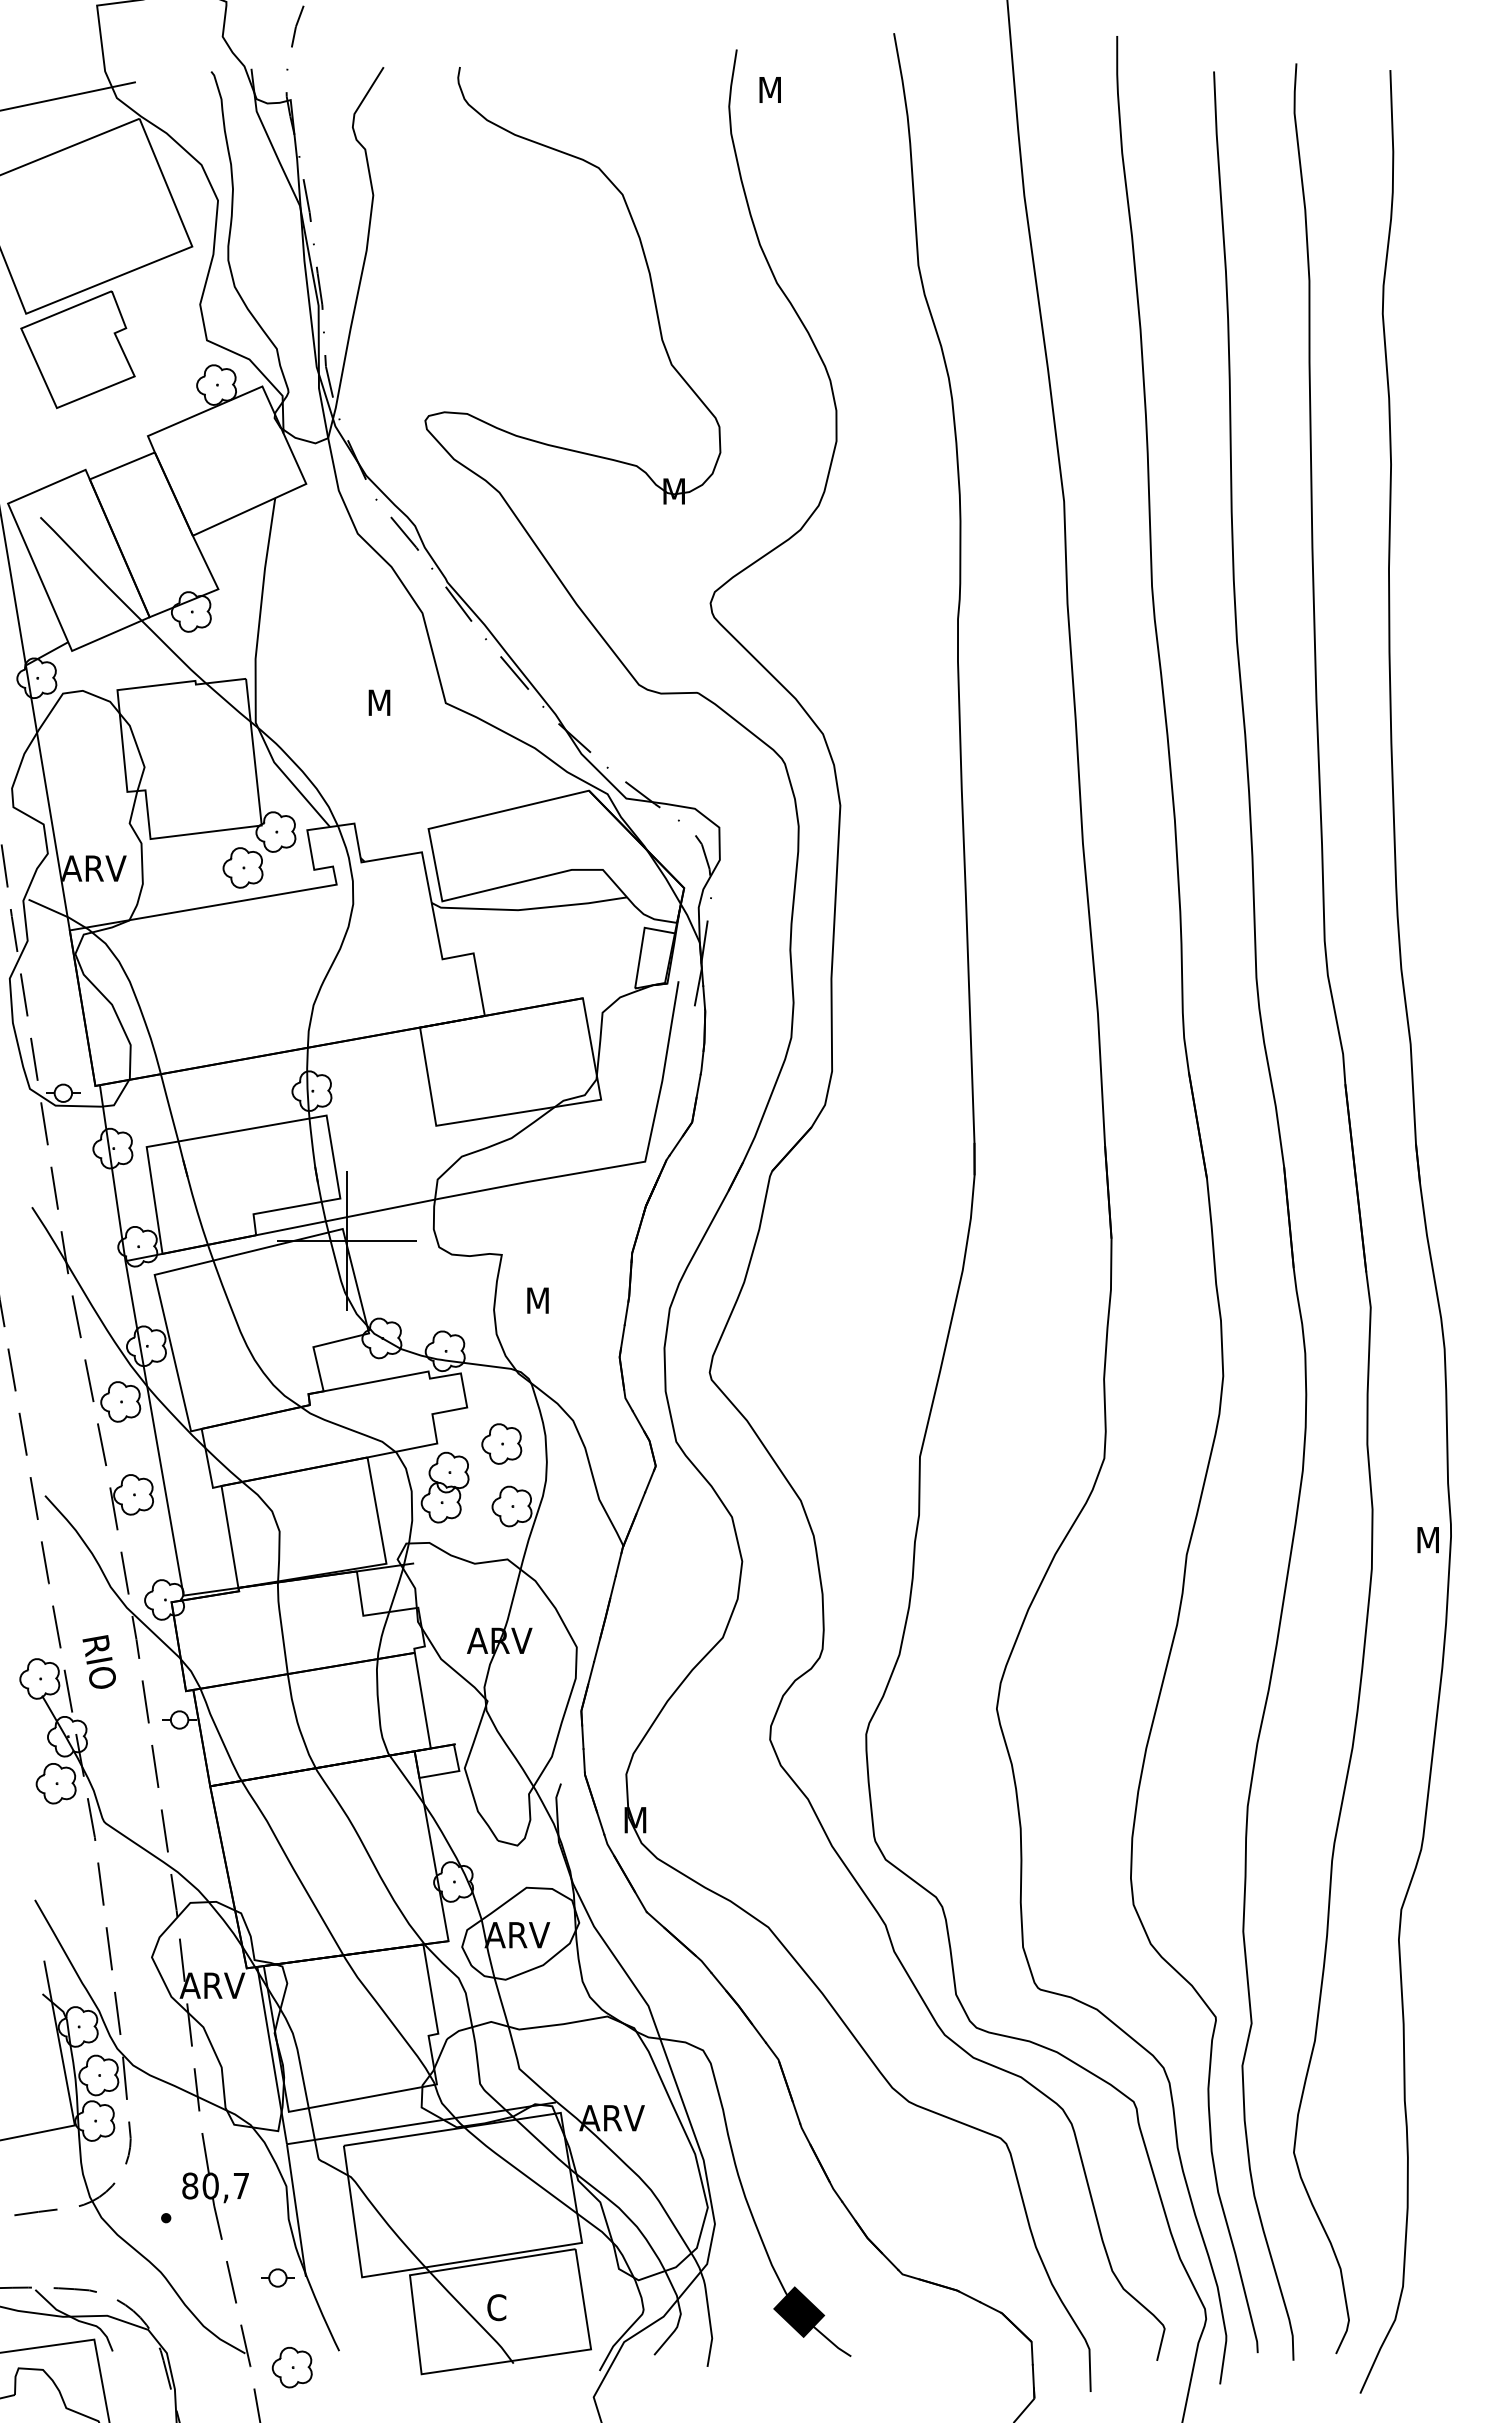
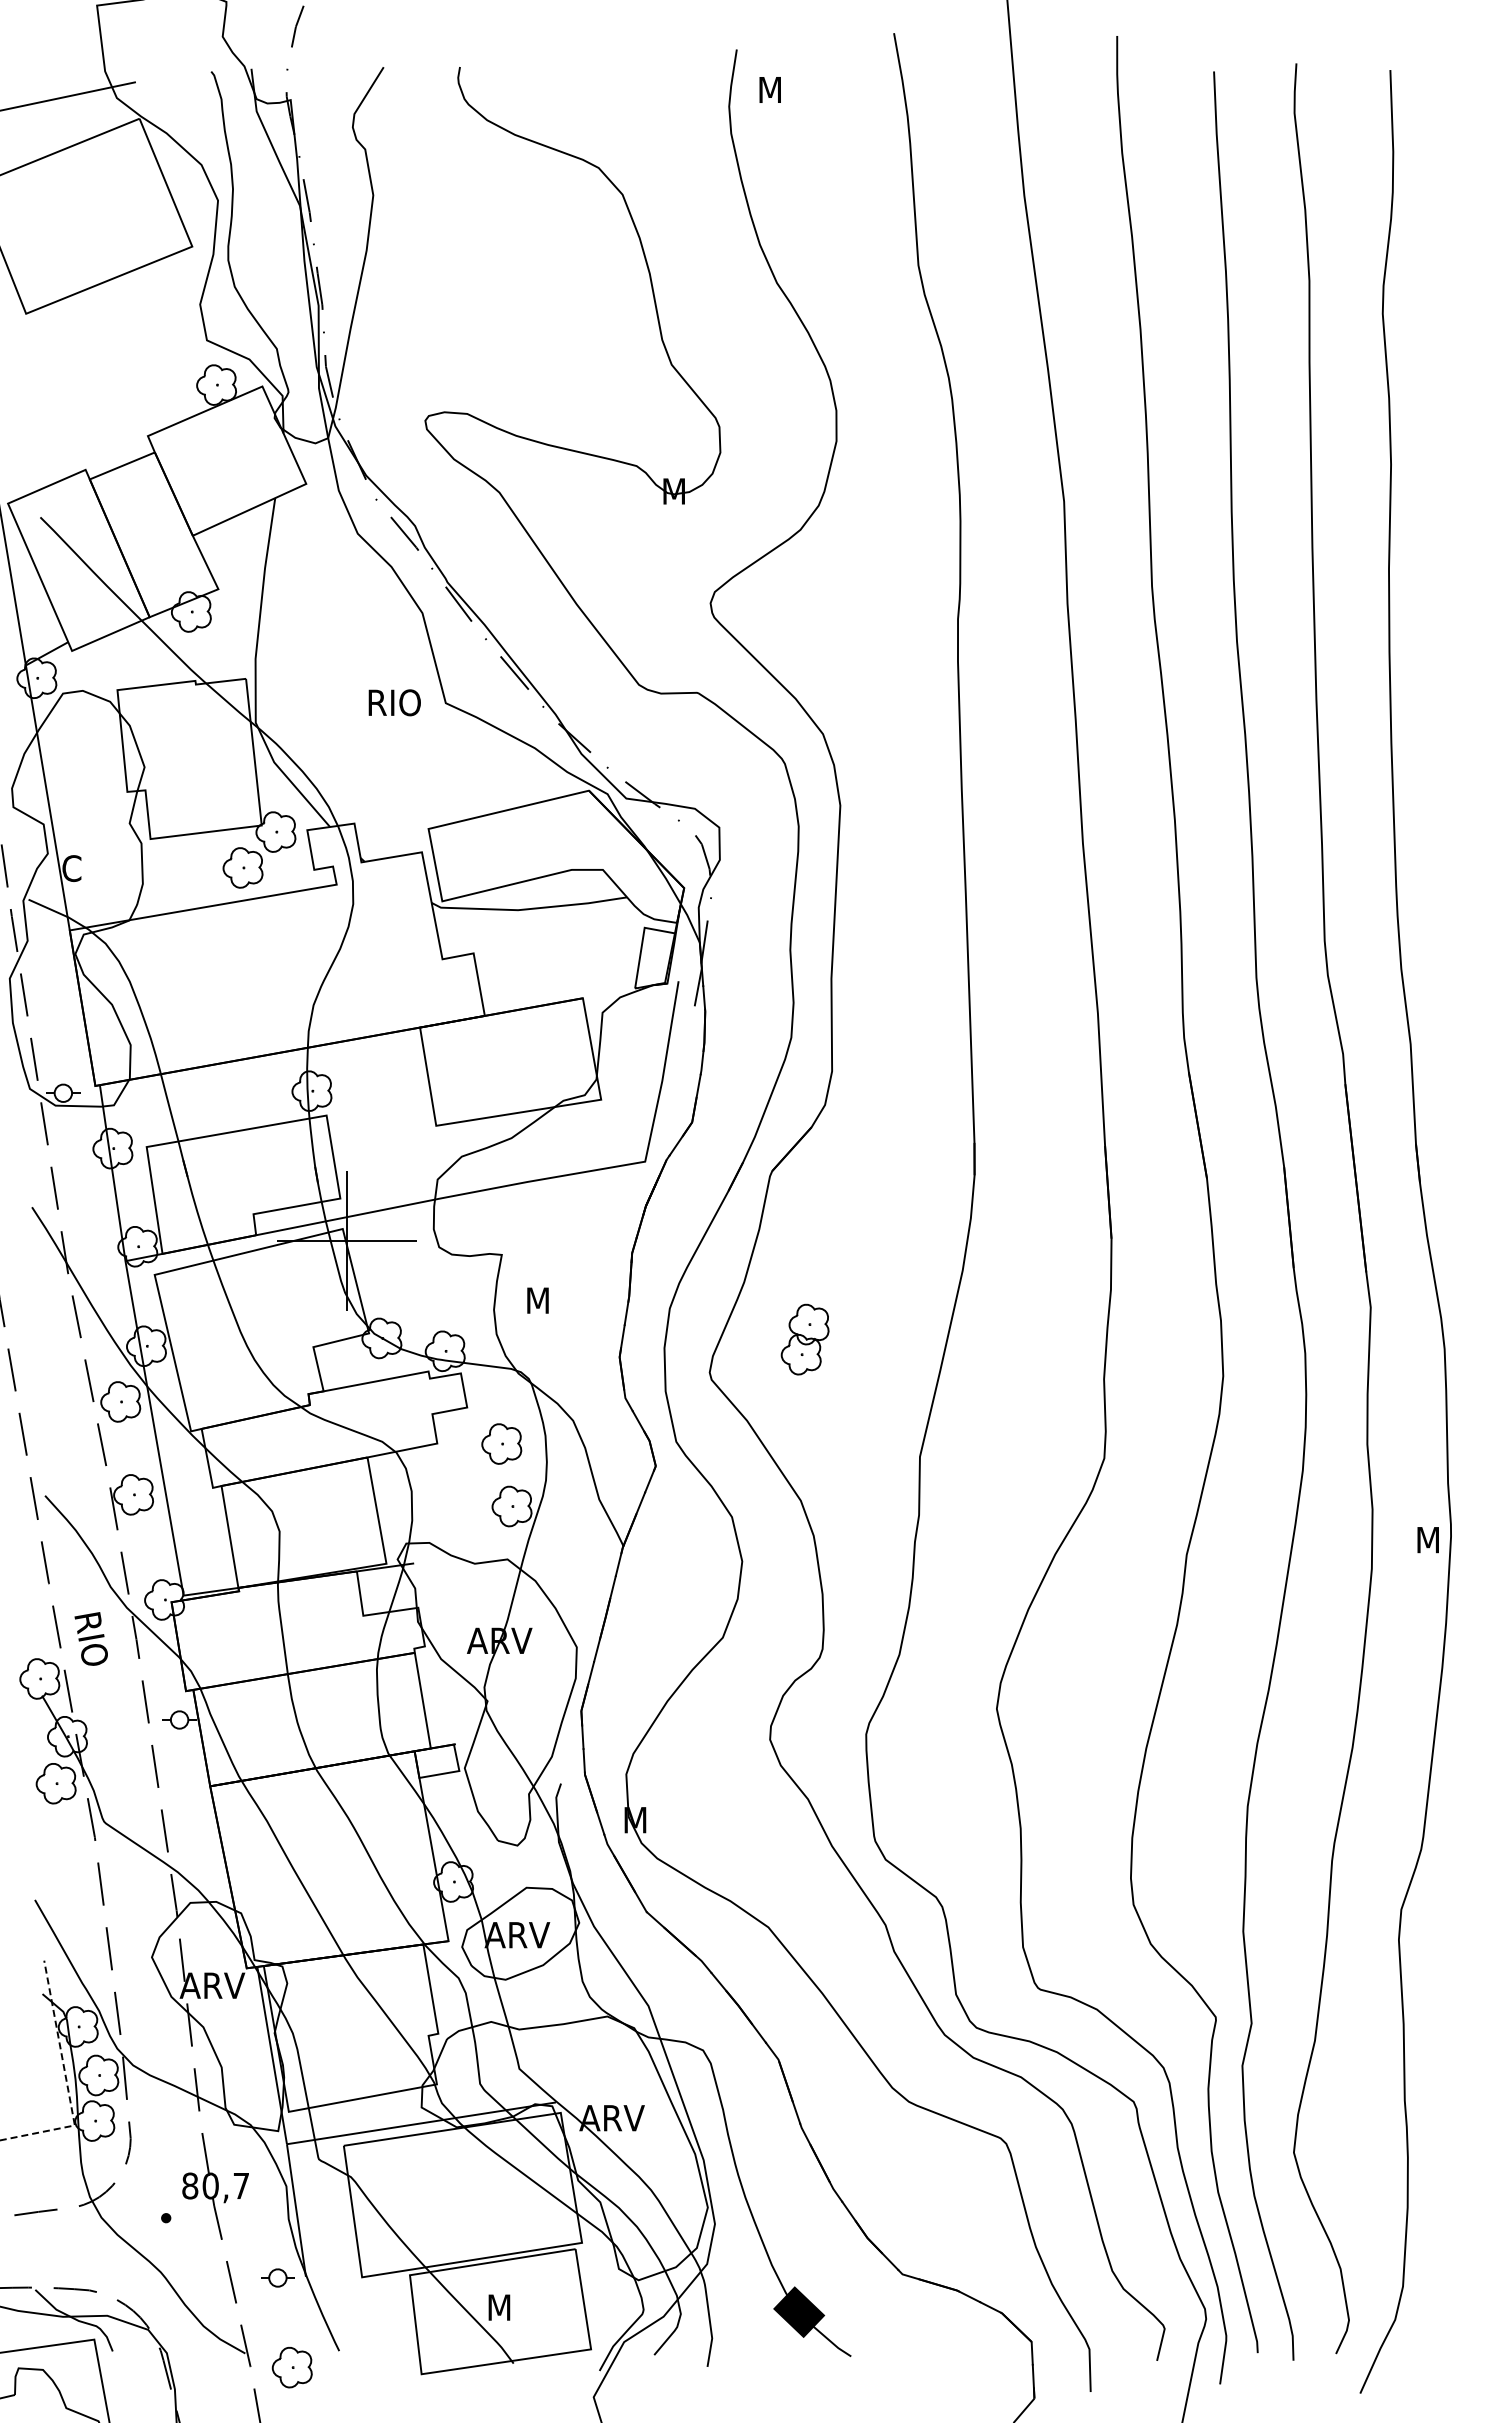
part: present -> none (77, 349)
text: M -> RIO (395, 702)
text: ARV -> C (94, 868)
part position: (444, 1487) -> (804, 1339) (804, 1339)
text position: (98, 1661) -> (90, 1638) (90, 1638)
line: solid -> dashed (66, 2080)
text: C -> M (498, 2307)
